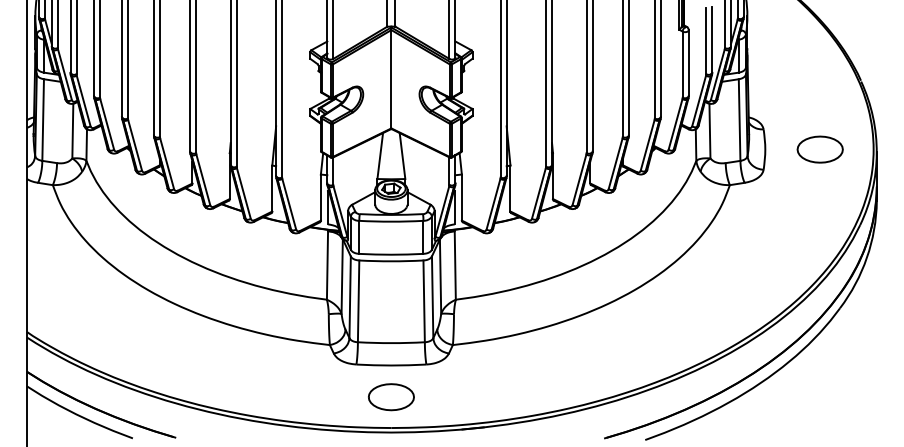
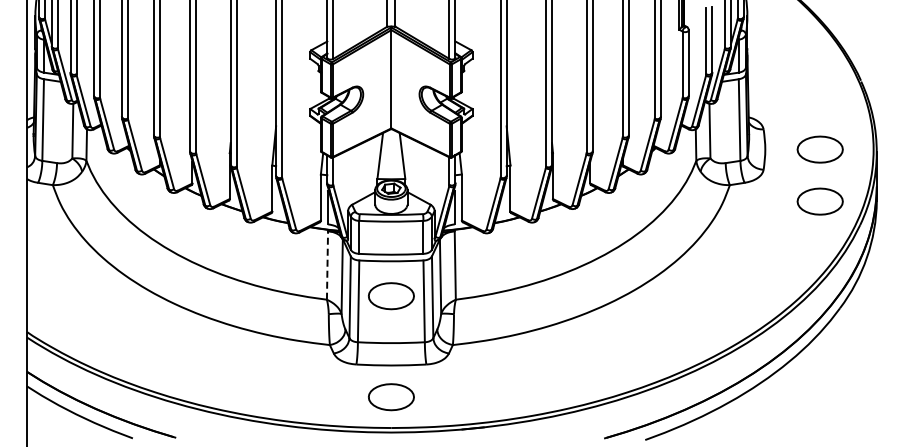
part: none -> present (819, 201)
line: solid -> dashed (327, 264)
part: none -> present (391, 296)
